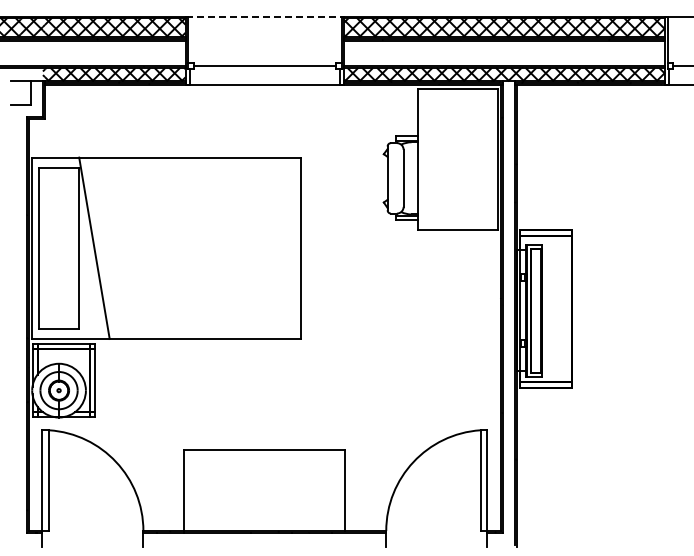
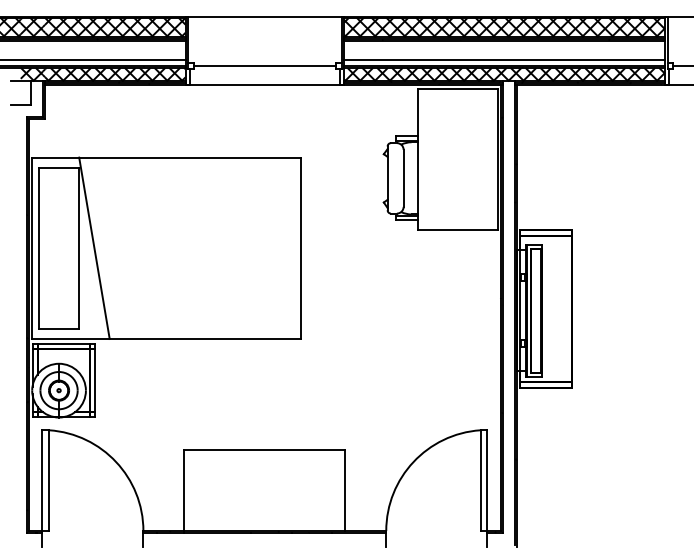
line: dashed -> solid (265, 16)
line: none -> present (93, 60)
line: none -> present (504, 60)
hatch: none -> present (31, 74)
